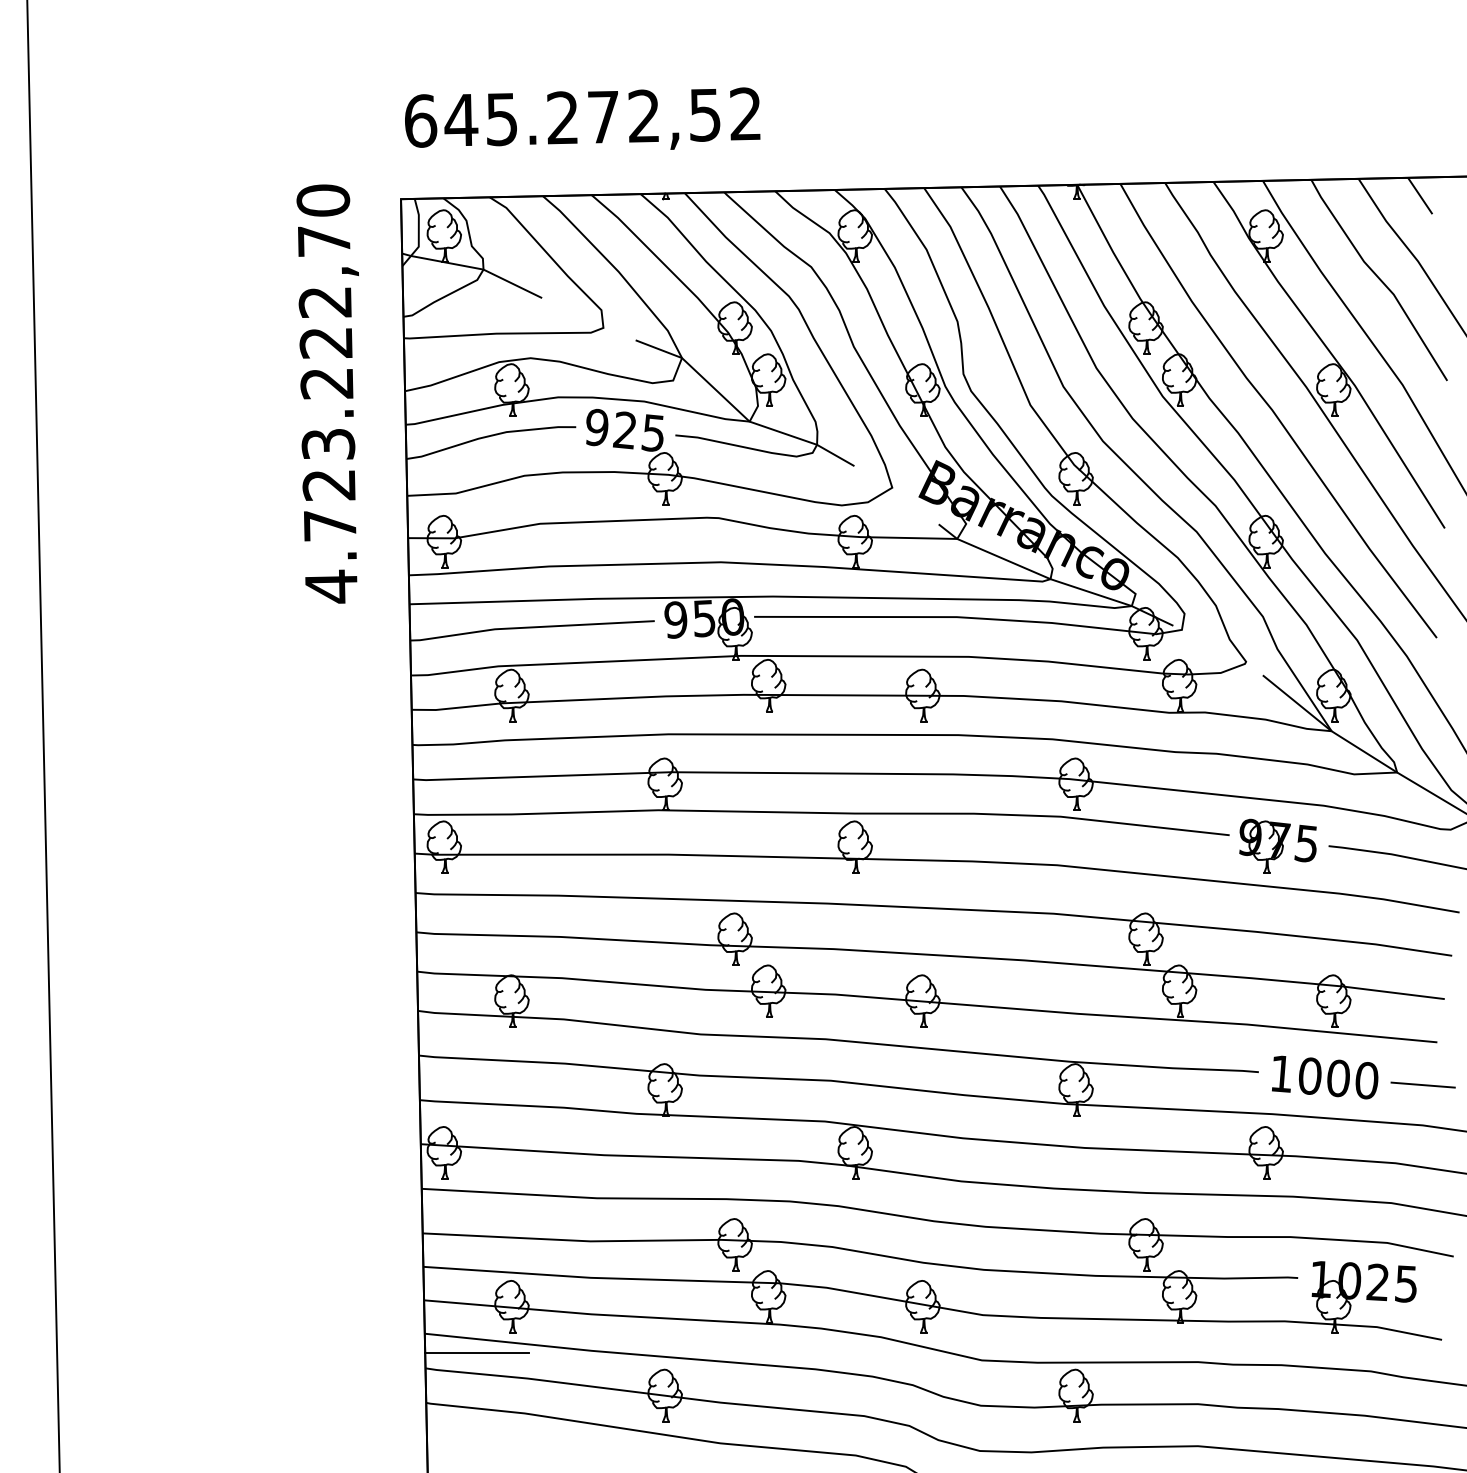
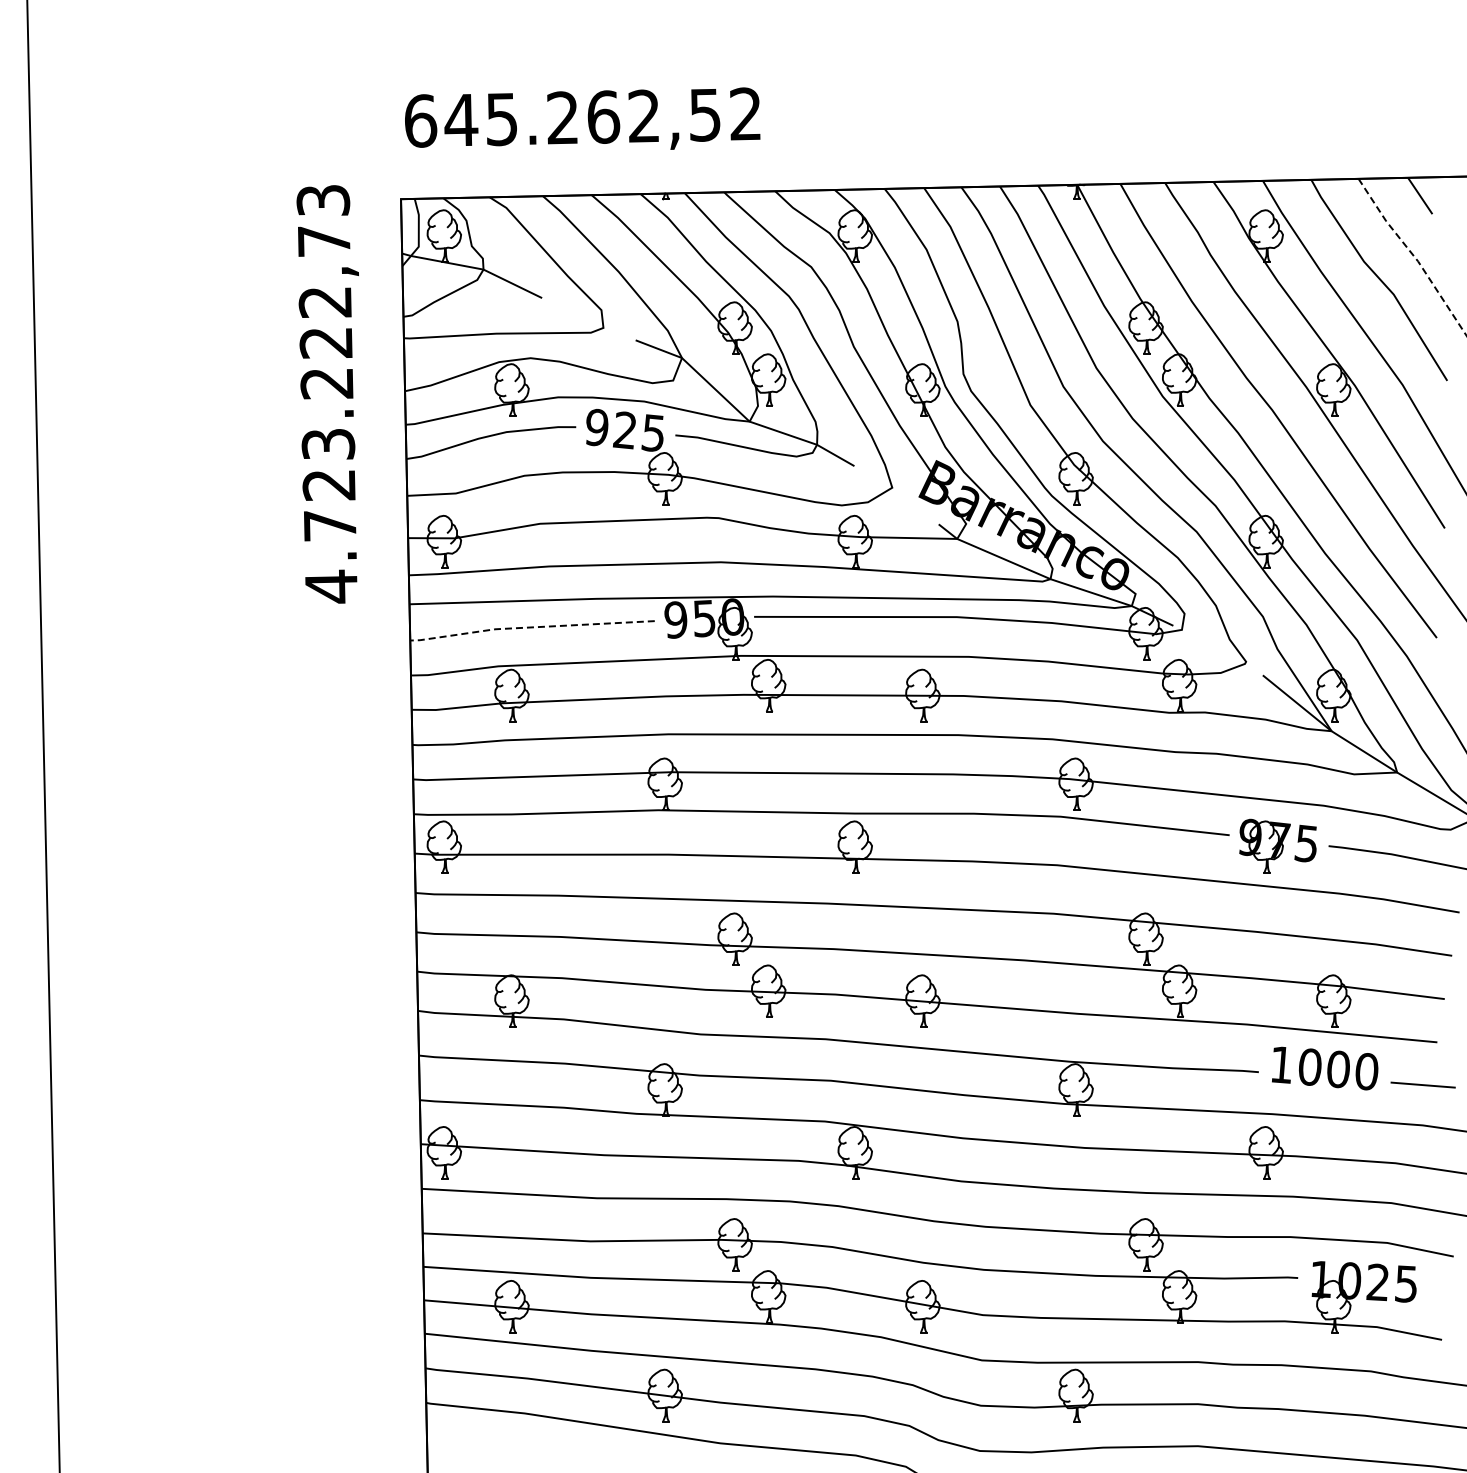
text: 645.272,52 -> 645.262,52 (603, 116)
text: 4.723.222,70 -> 4.723.222,73 (323, 200)
line: solid -> dashed (1413, 256)
line: solid -> dashed (530, 627)
text position: (1325, 1077) -> (1325, 1068) (1325, 1068)
line: present -> none (476, 1352)
